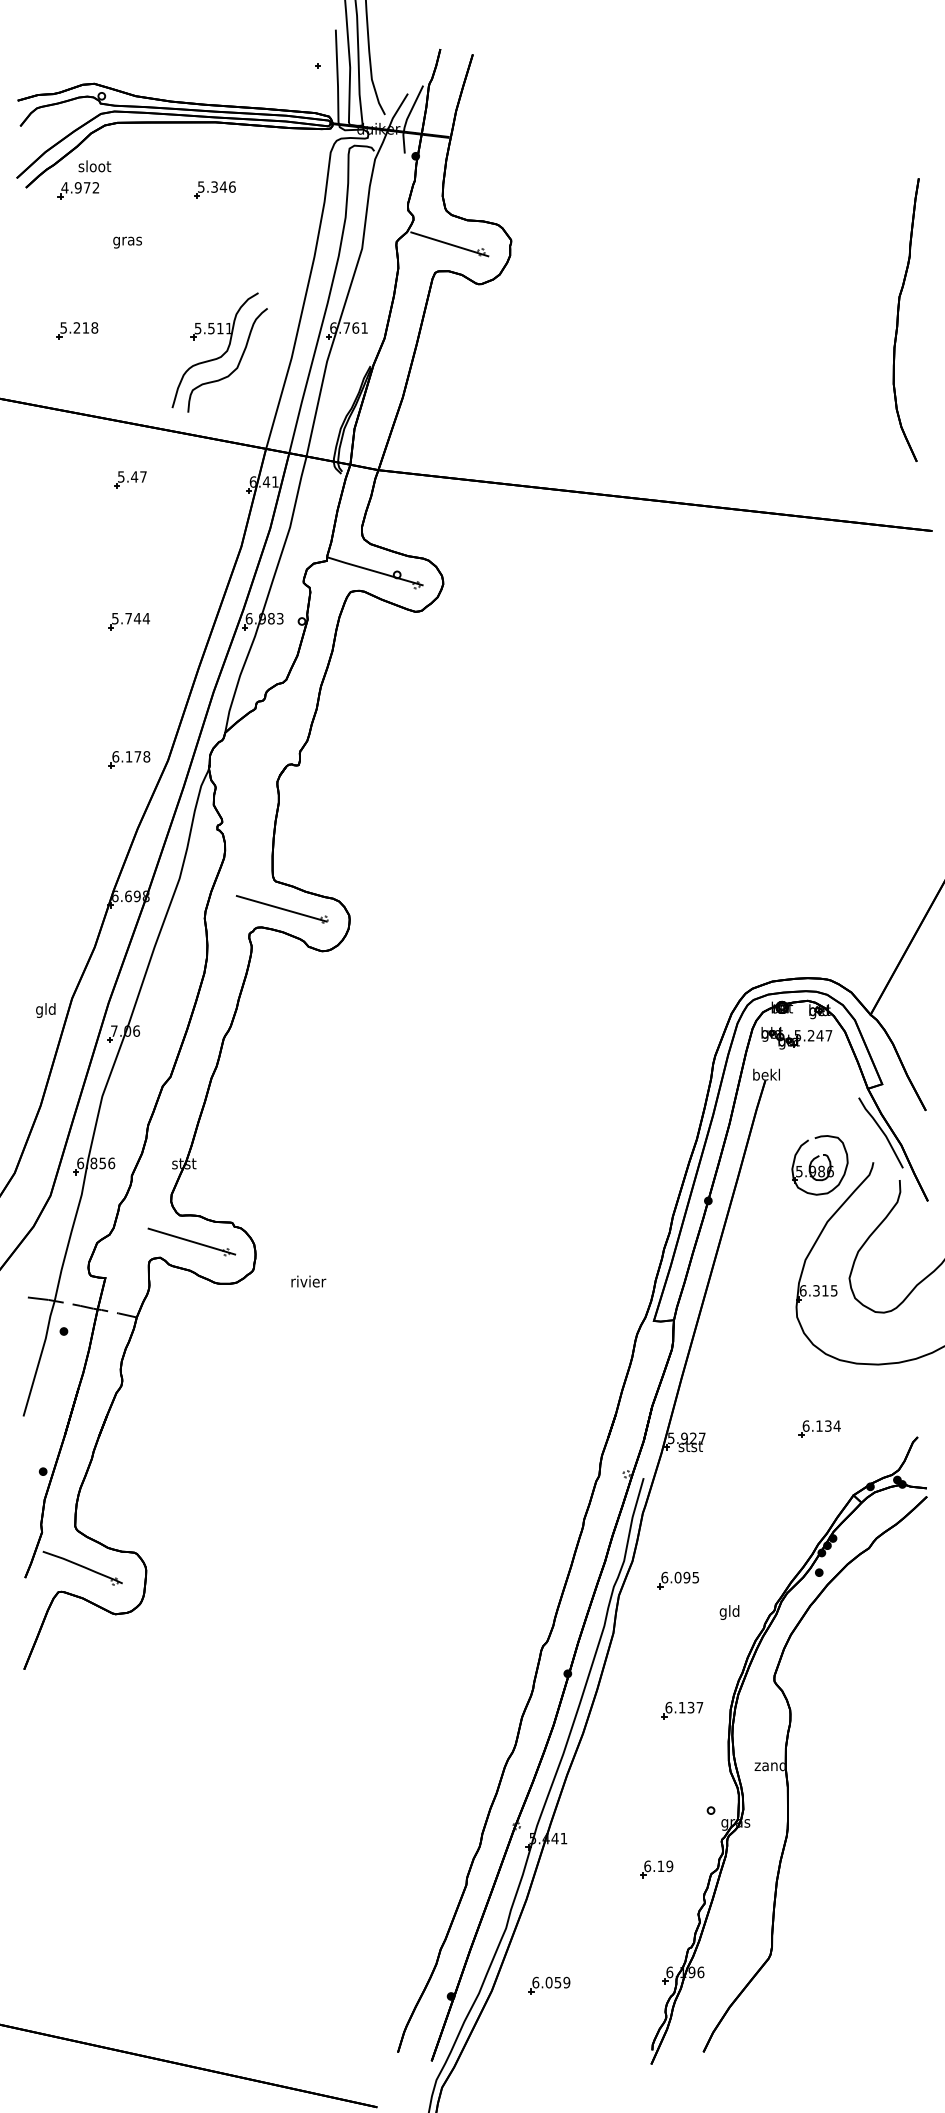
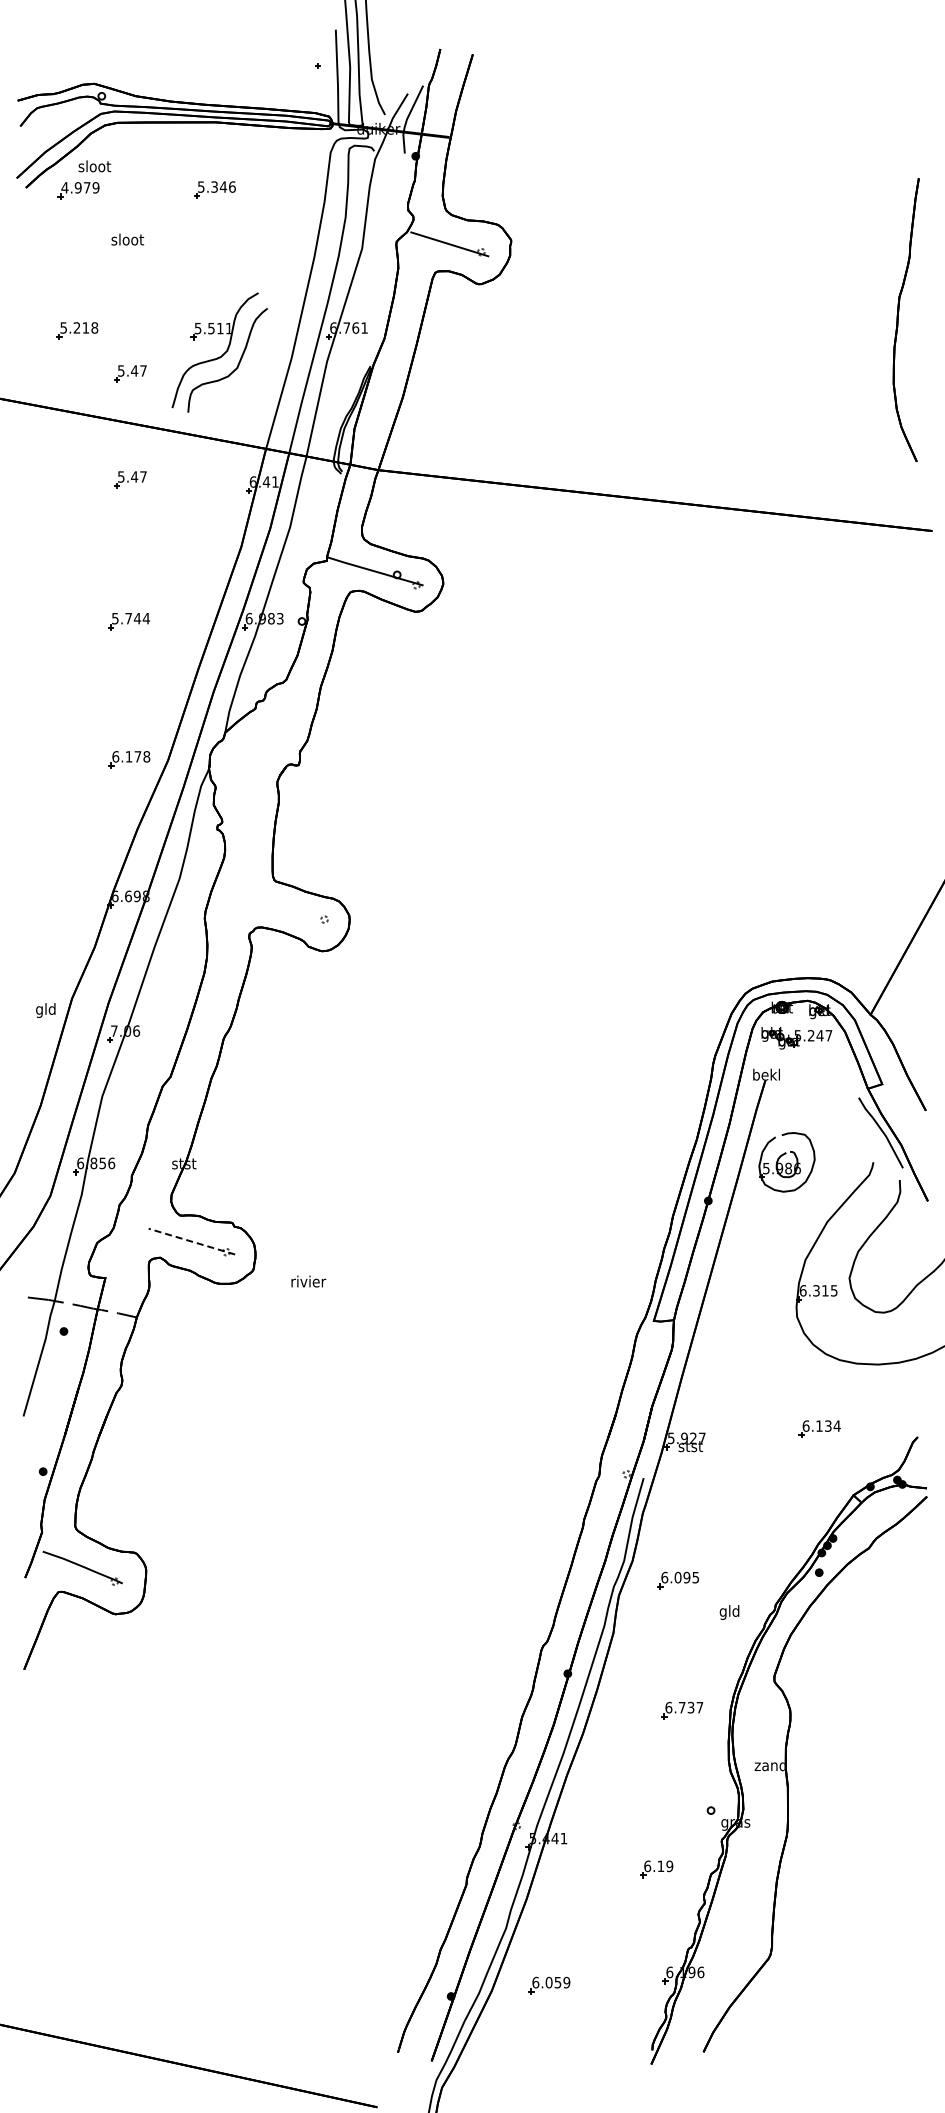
text: 4.972 -> 4.979 (95, 187)
text: gras -> sloot (127, 240)
part: none -> present (130, 373)
line: present -> none (281, 908)
part position: (819, 1165) -> (786, 1162) (786, 1162)
line: solid -> dashed (191, 1241)
text: 6.137 -> 6.737 (682, 1707)
